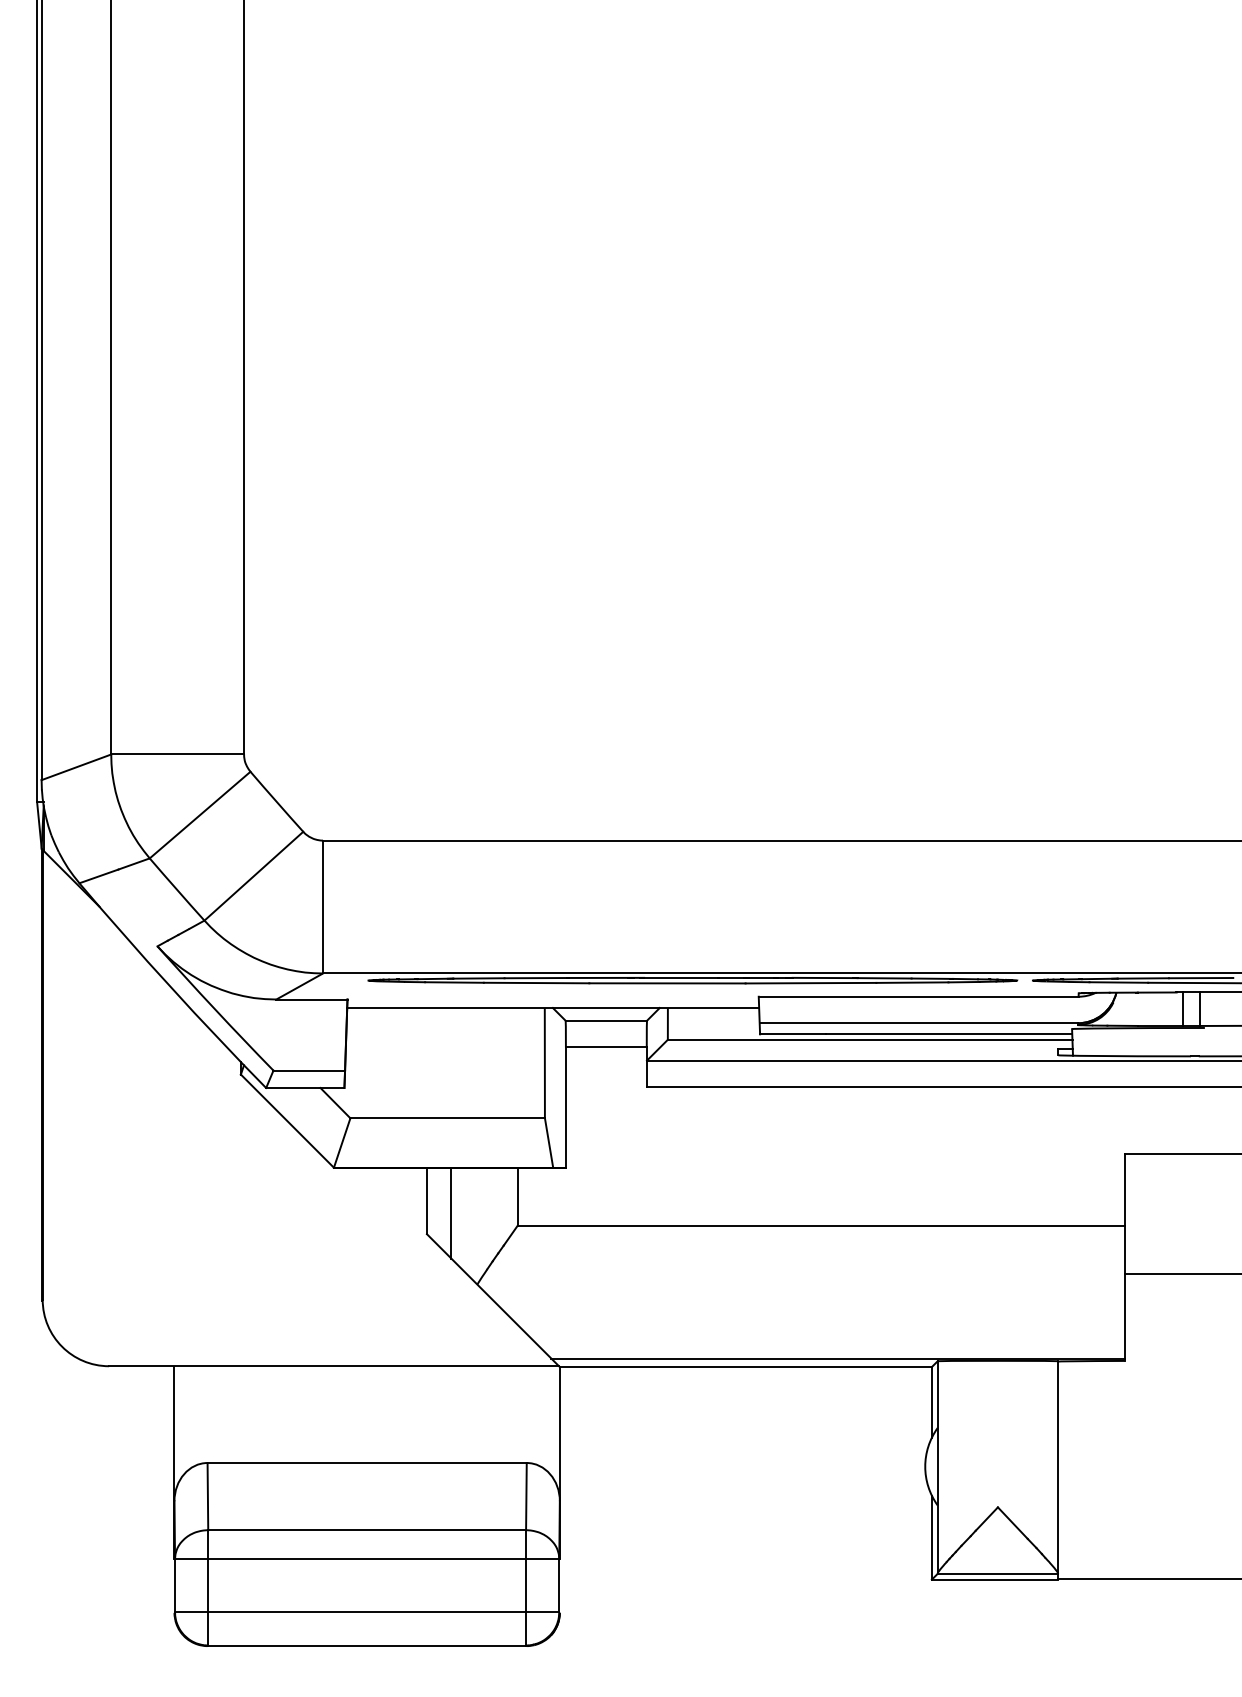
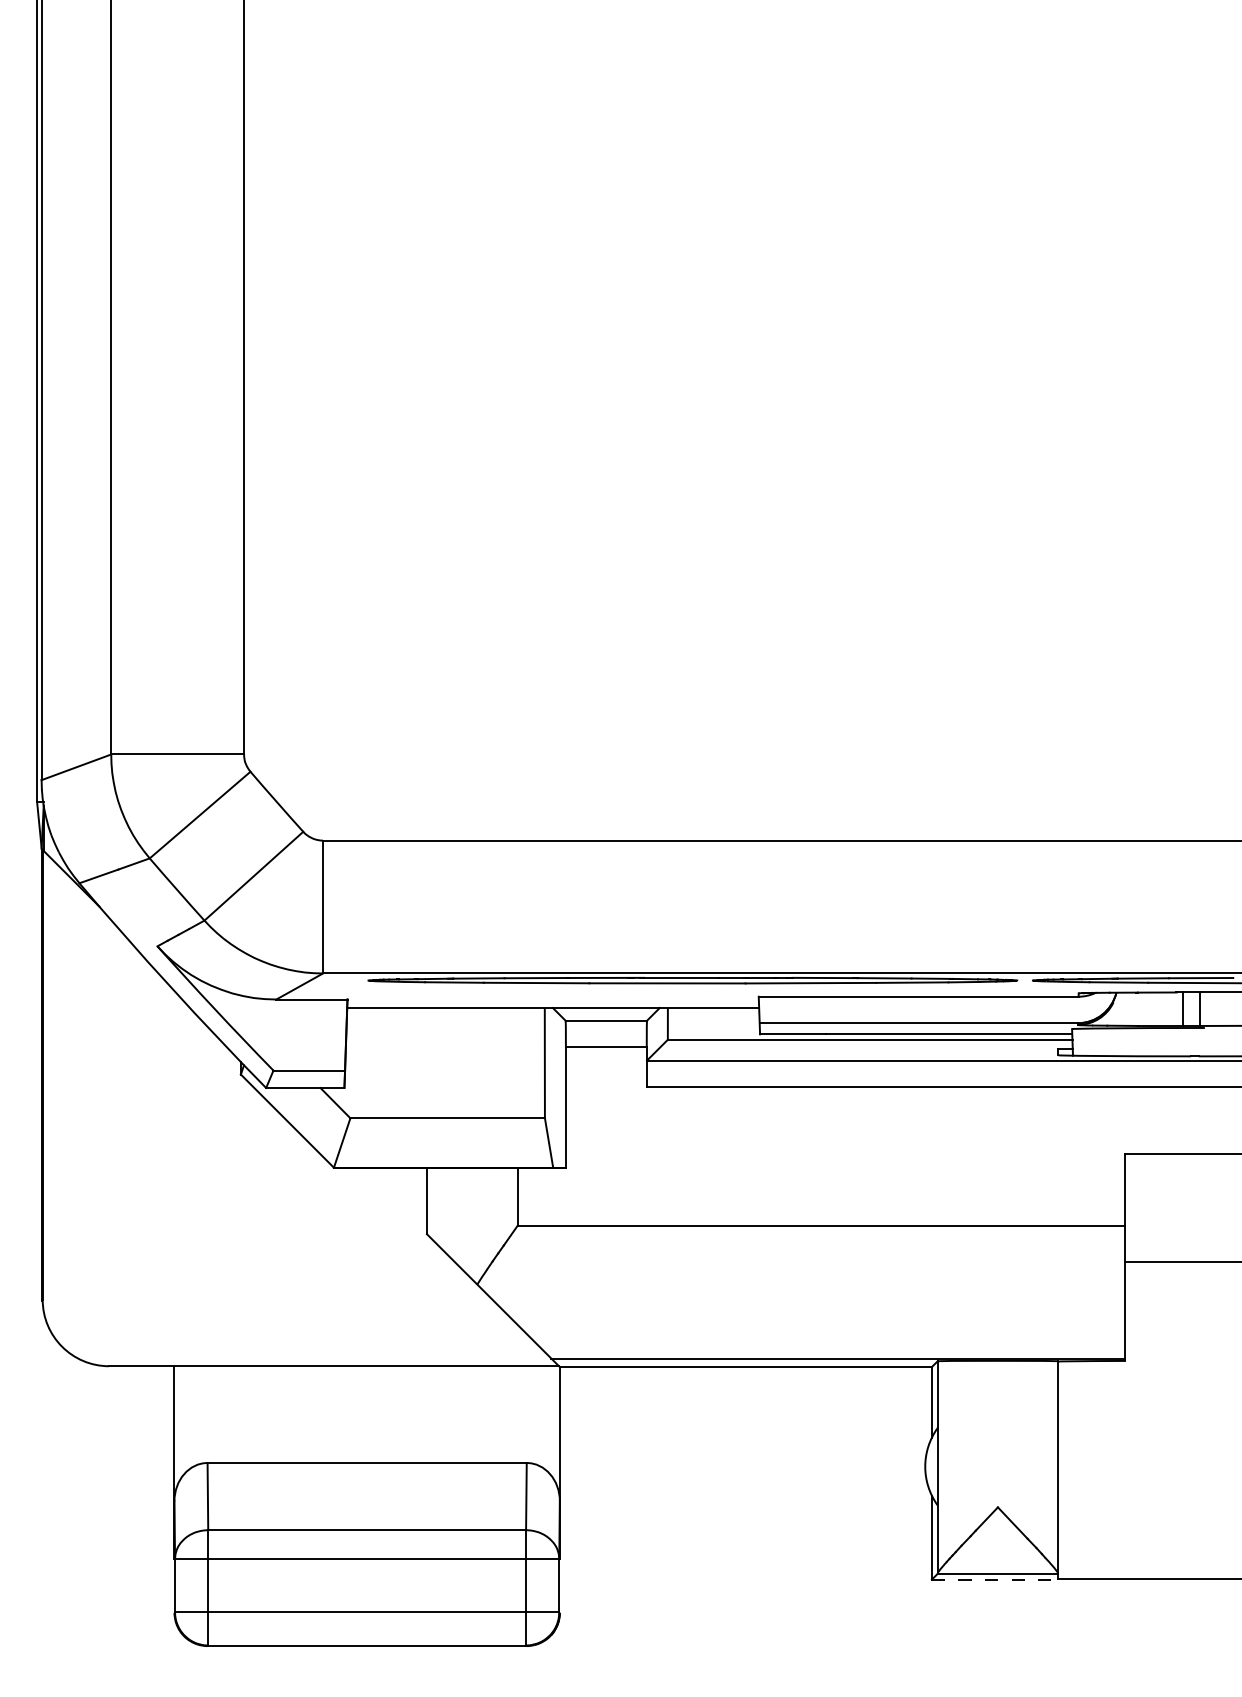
line: present -> none (451, 1212)
line position: (1181, 1274) -> (1181, 1262) (1181, 1262)
line: solid -> dashed (995, 1579)
